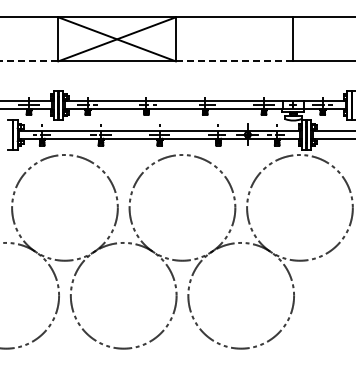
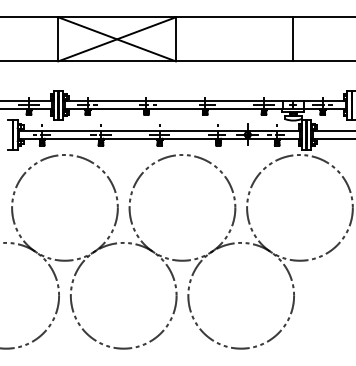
line: dashed -> solid (29, 61)
line: dashed -> solid (234, 61)
